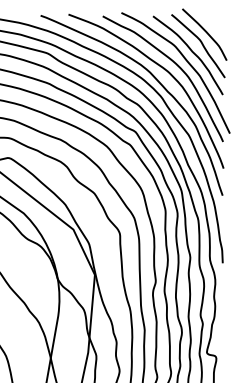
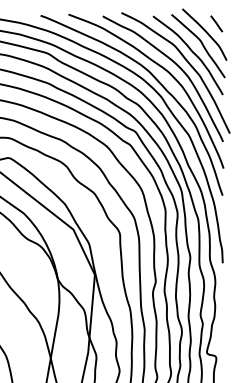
line: none -> present (216, 23)
